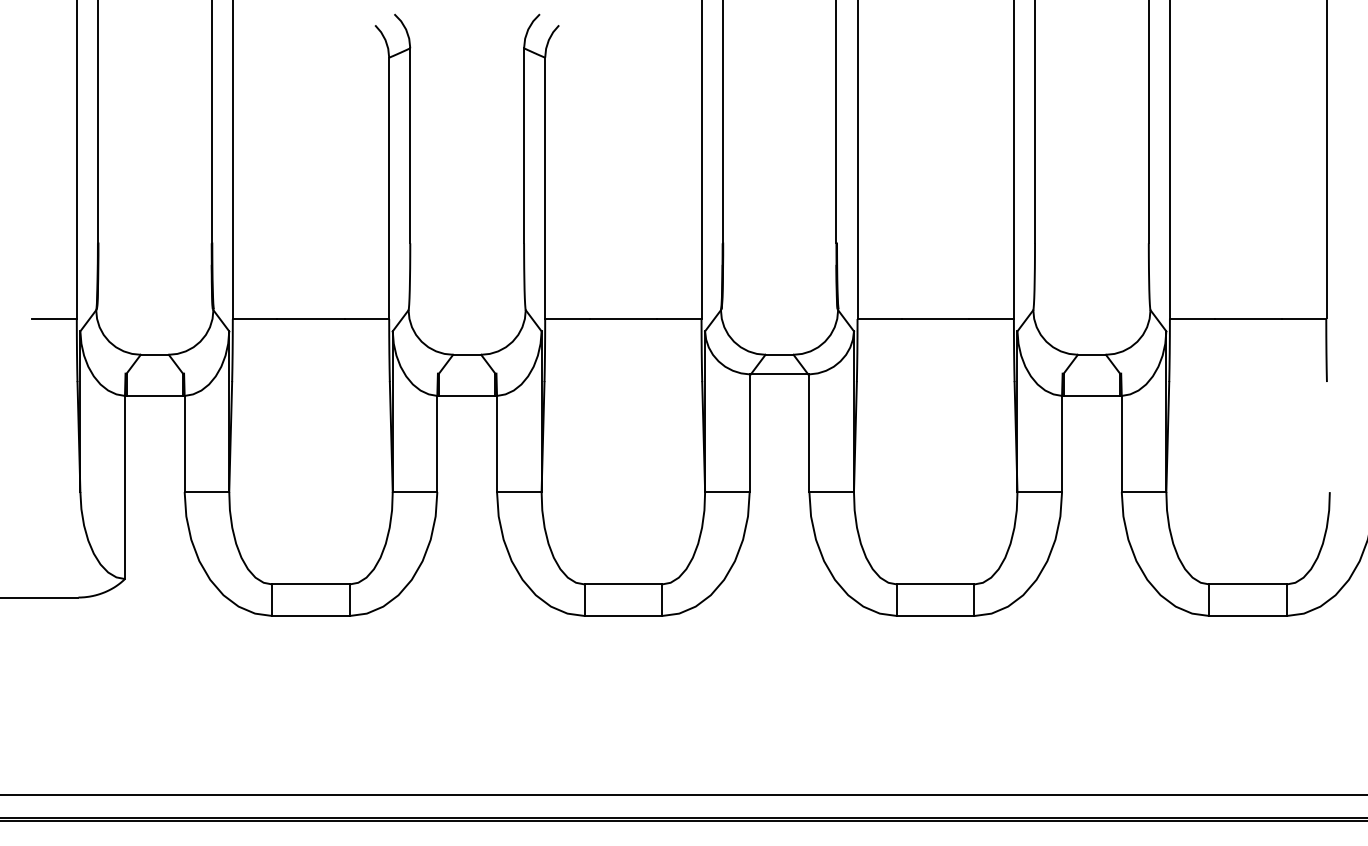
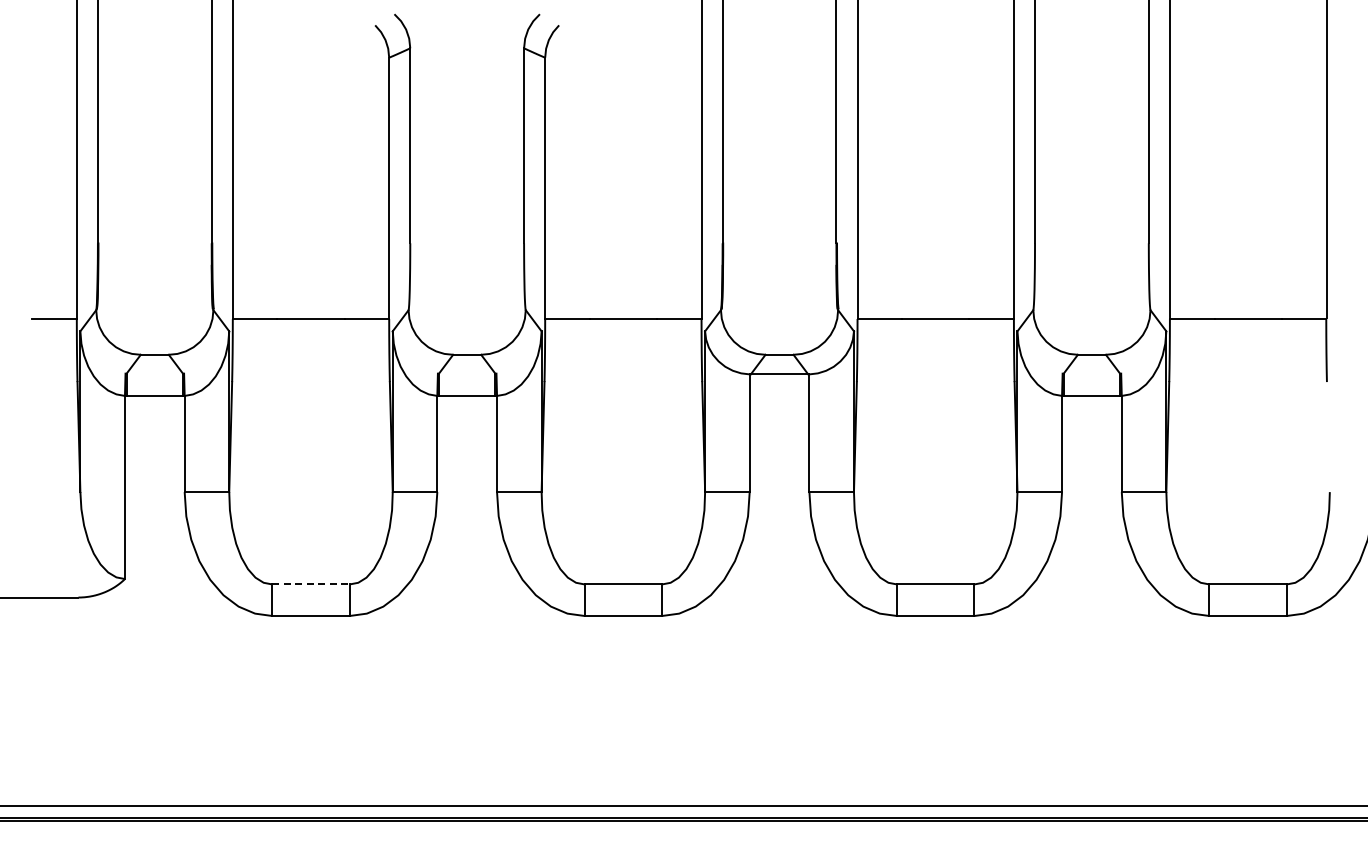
line: solid -> dashed (311, 584)
line position: (683, 795) -> (683, 806) (683, 806)
